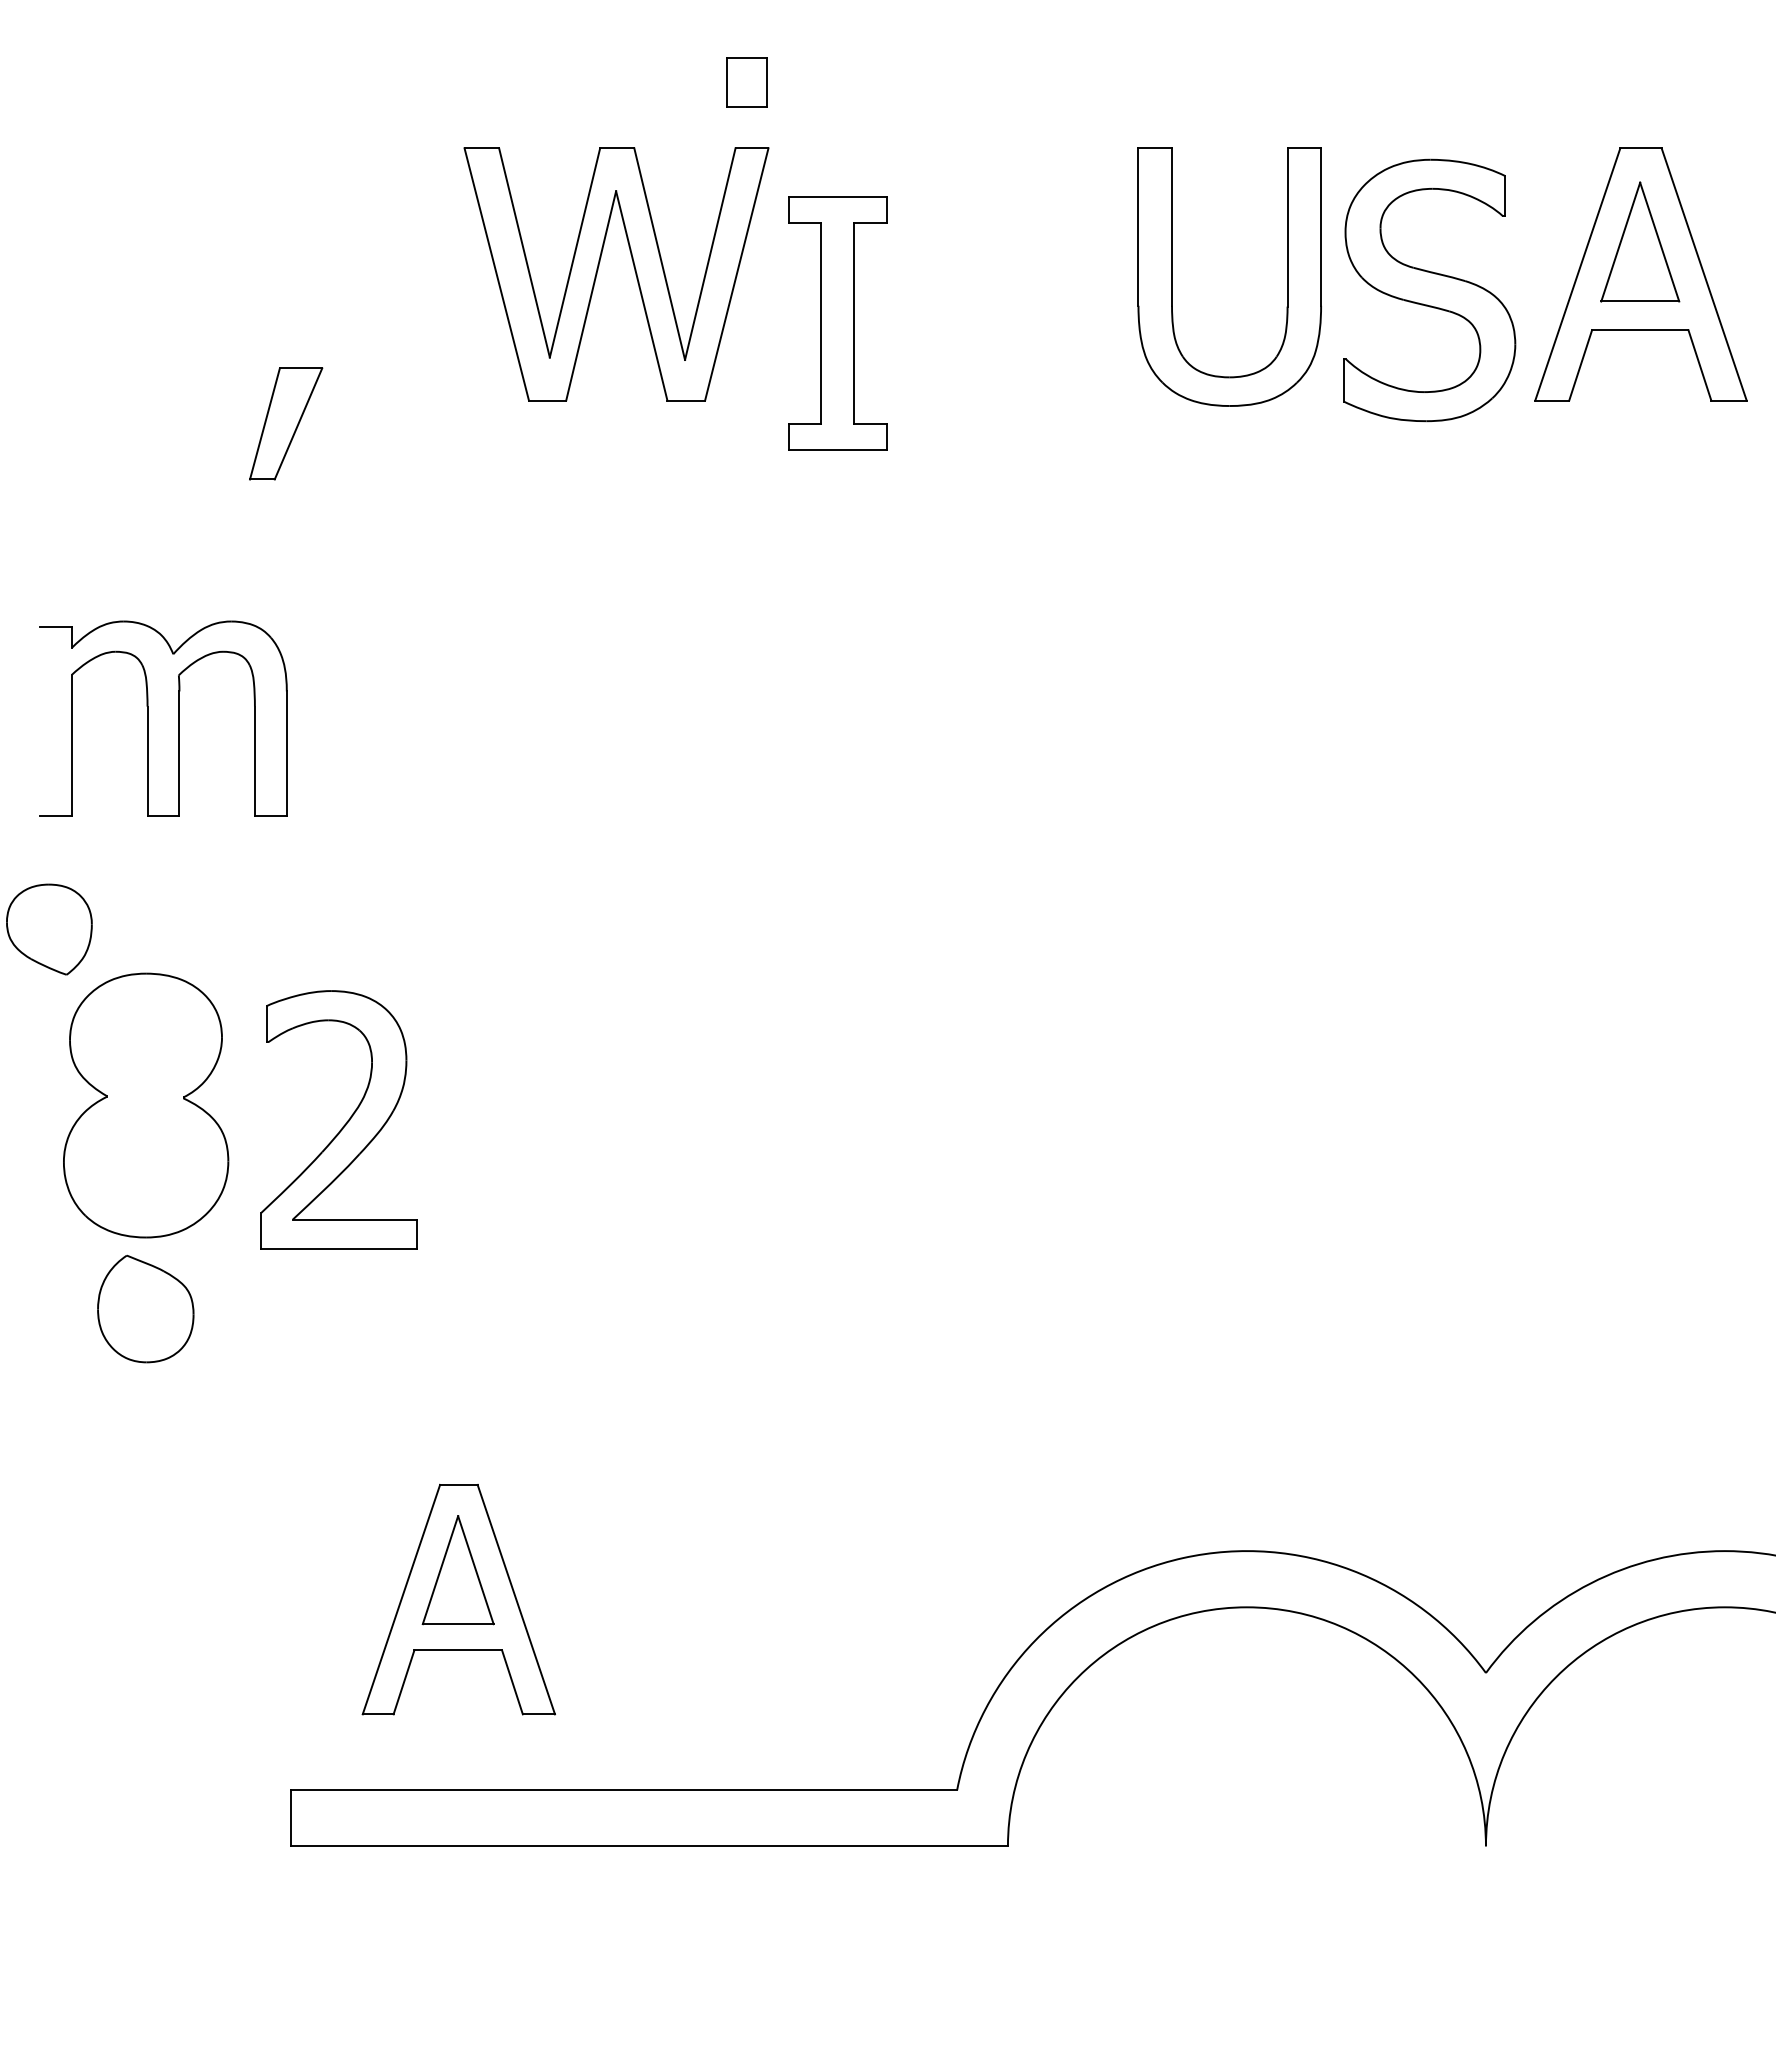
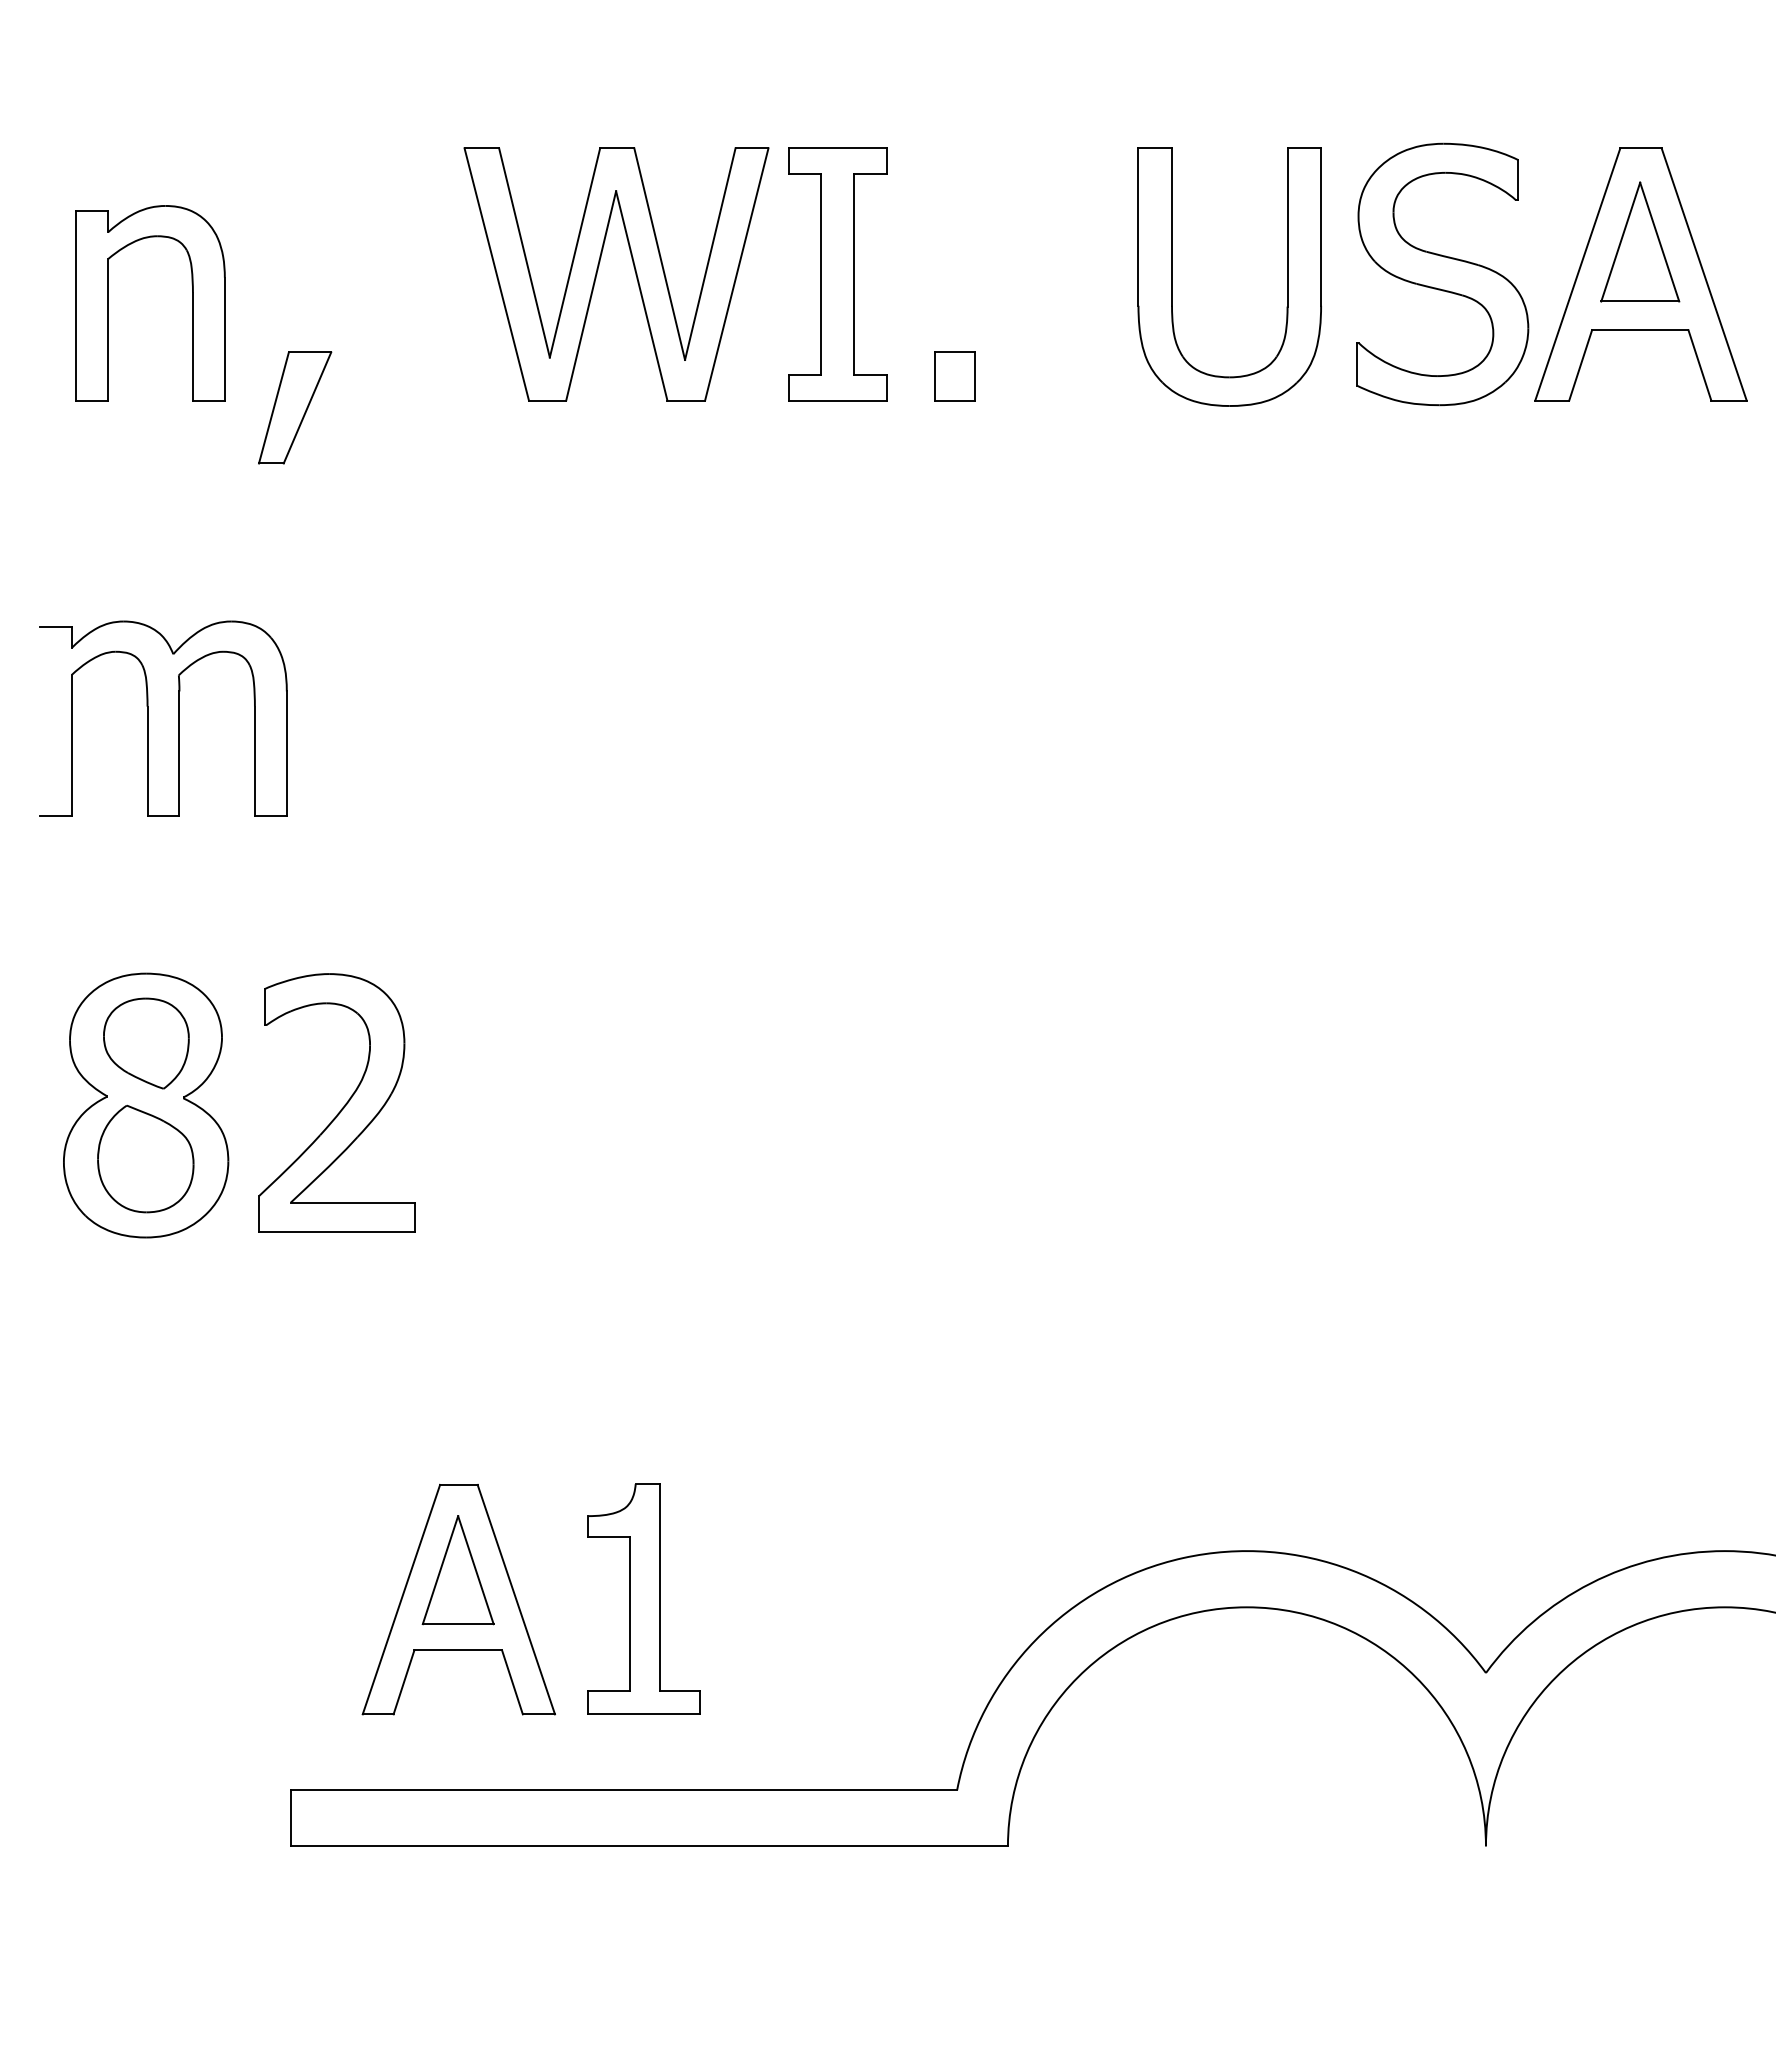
part position: (746, 82) -> (954, 376) (954, 376)
part position: (1429, 290) -> (1442, 274) (1442, 274)
part: none -> present (108, 303)
part position: (837, 323) -> (837, 274) (837, 274)
part position: (286, 423) -> (295, 407) (295, 407)
part position: (49, 929) -> (146, 1043) (146, 1043)
part position: (344, 1124) -> (342, 1107) (342, 1107)
part position: (145, 1308) -> (145, 1158) (145, 1158)
part: none -> present (643, 1598)
